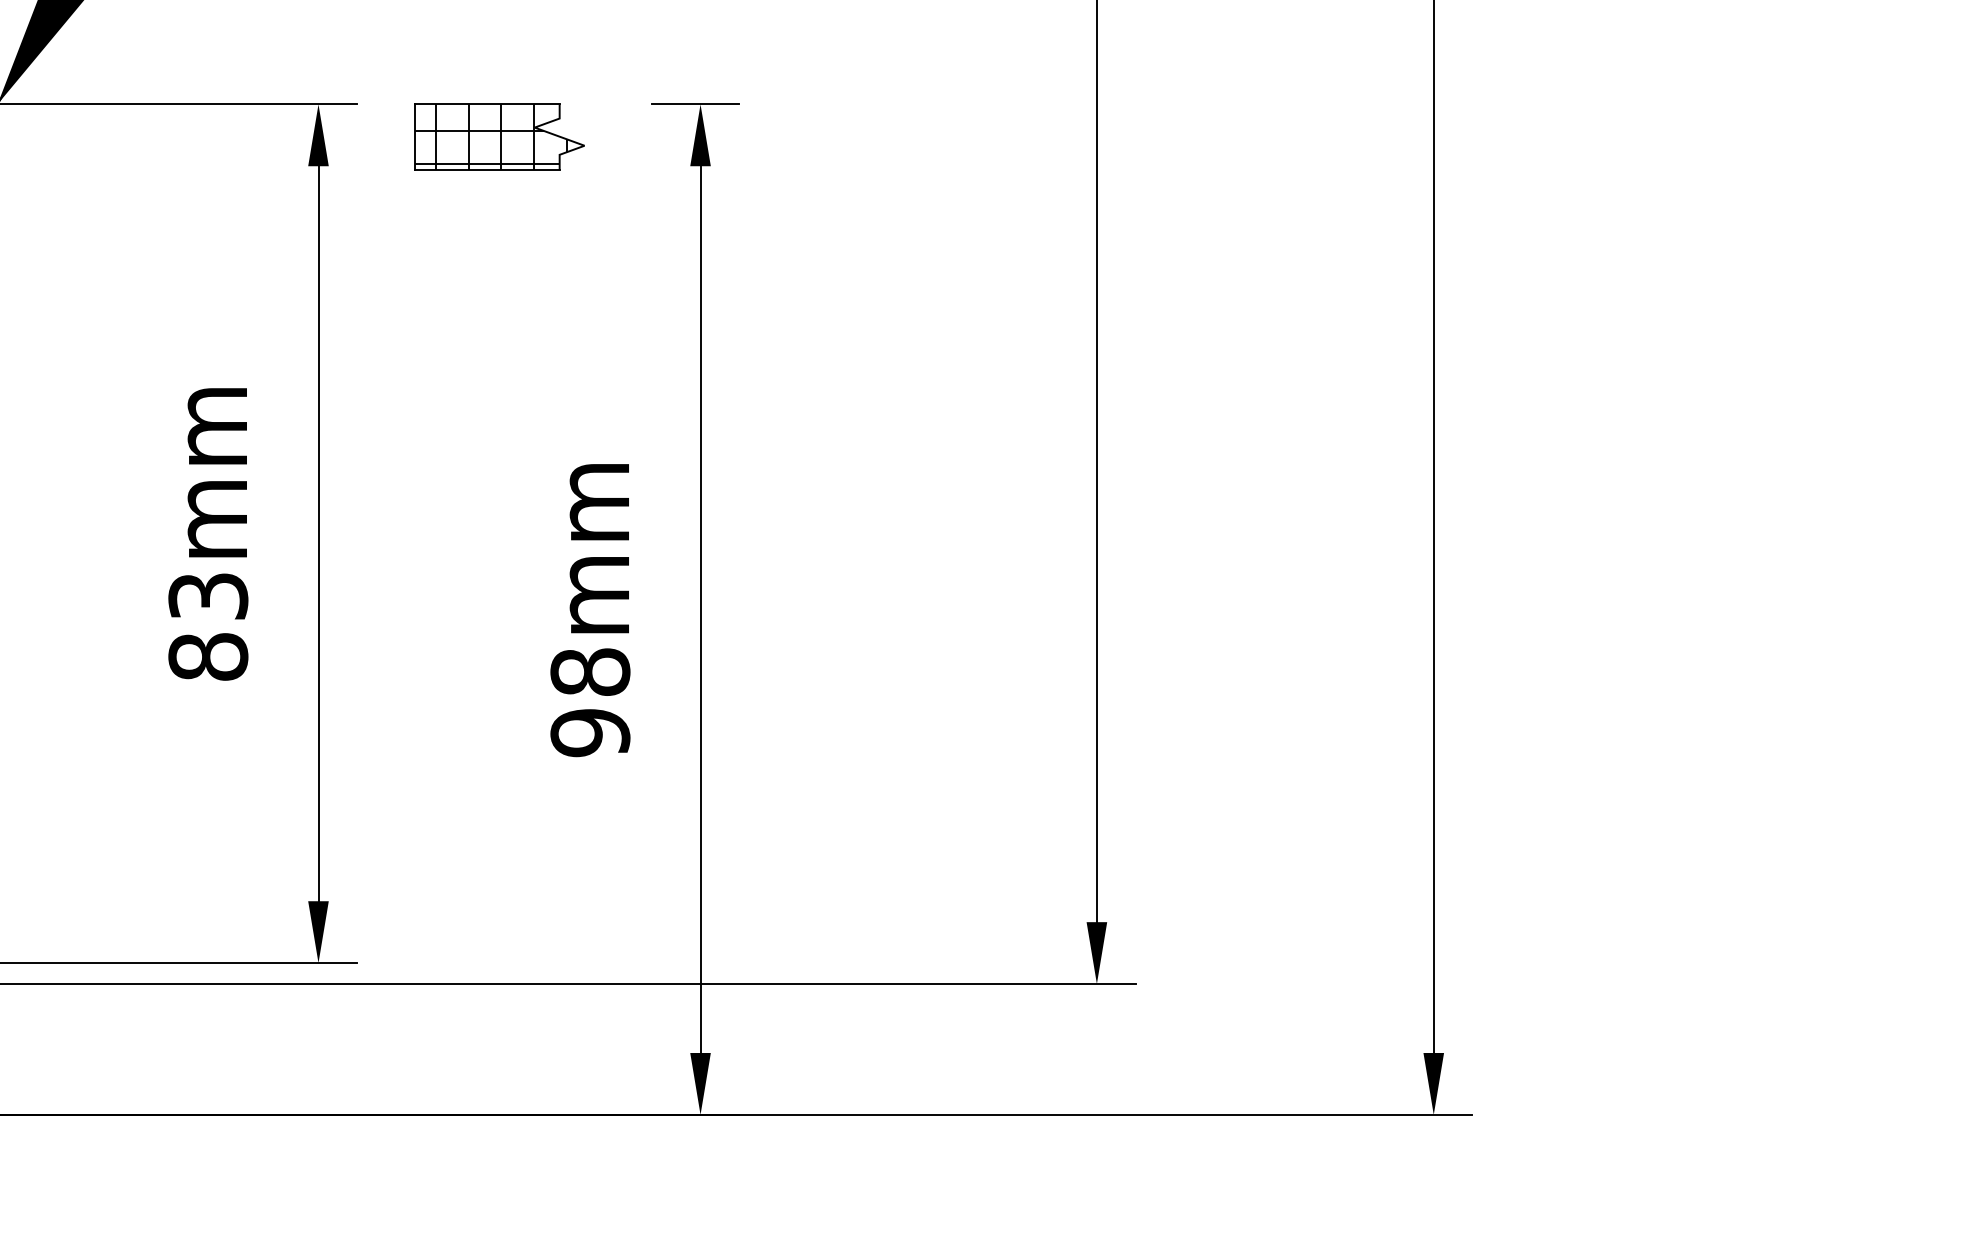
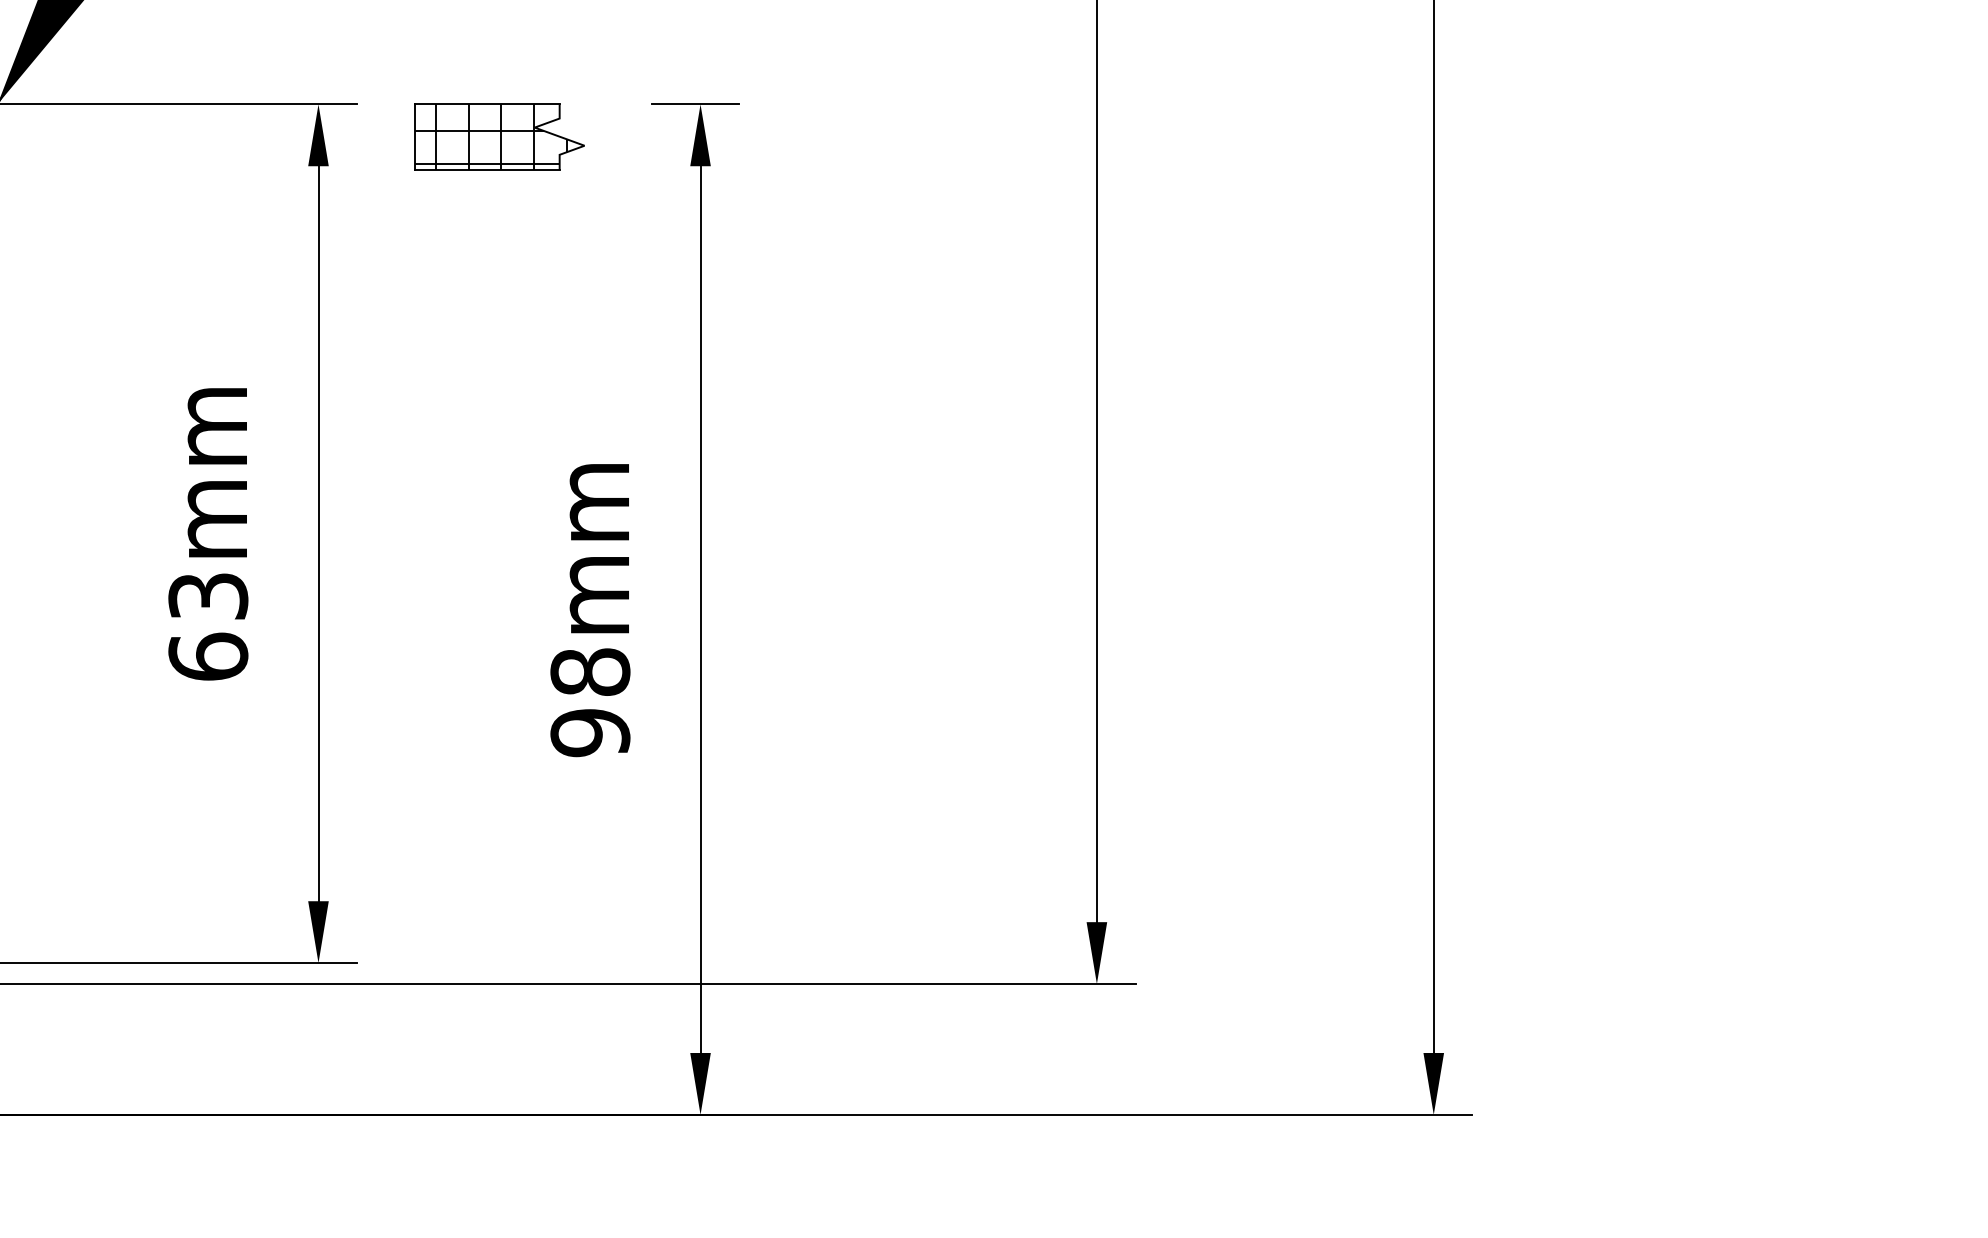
text: 83mm -> 63mm (208, 656)
